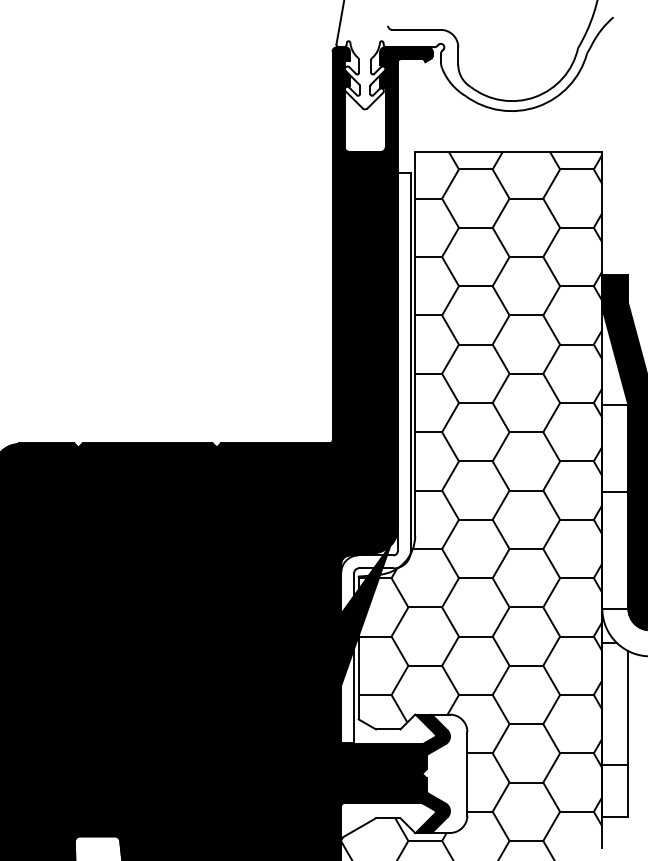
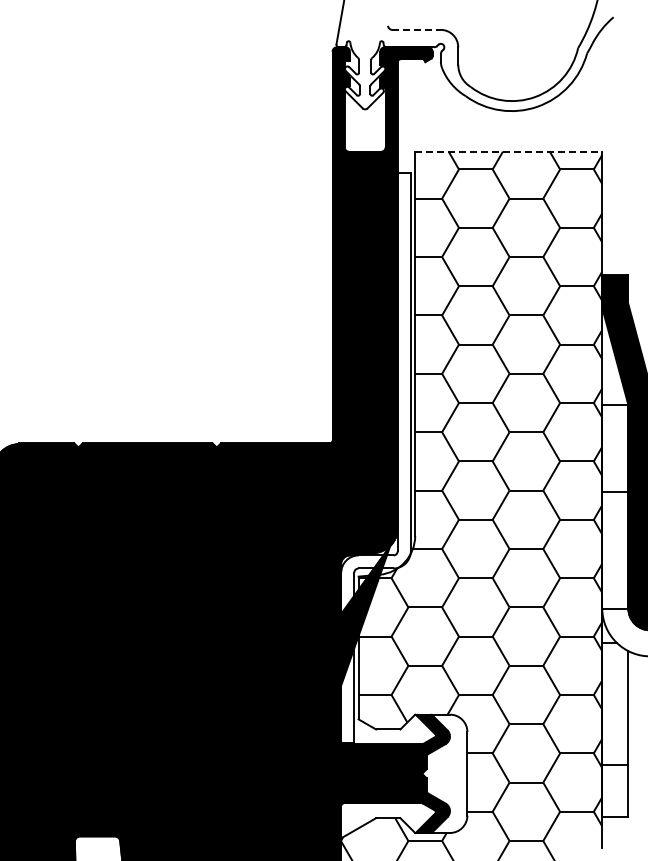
line: solid -> dashed (417, 29)
line: solid -> dashed (508, 151)
